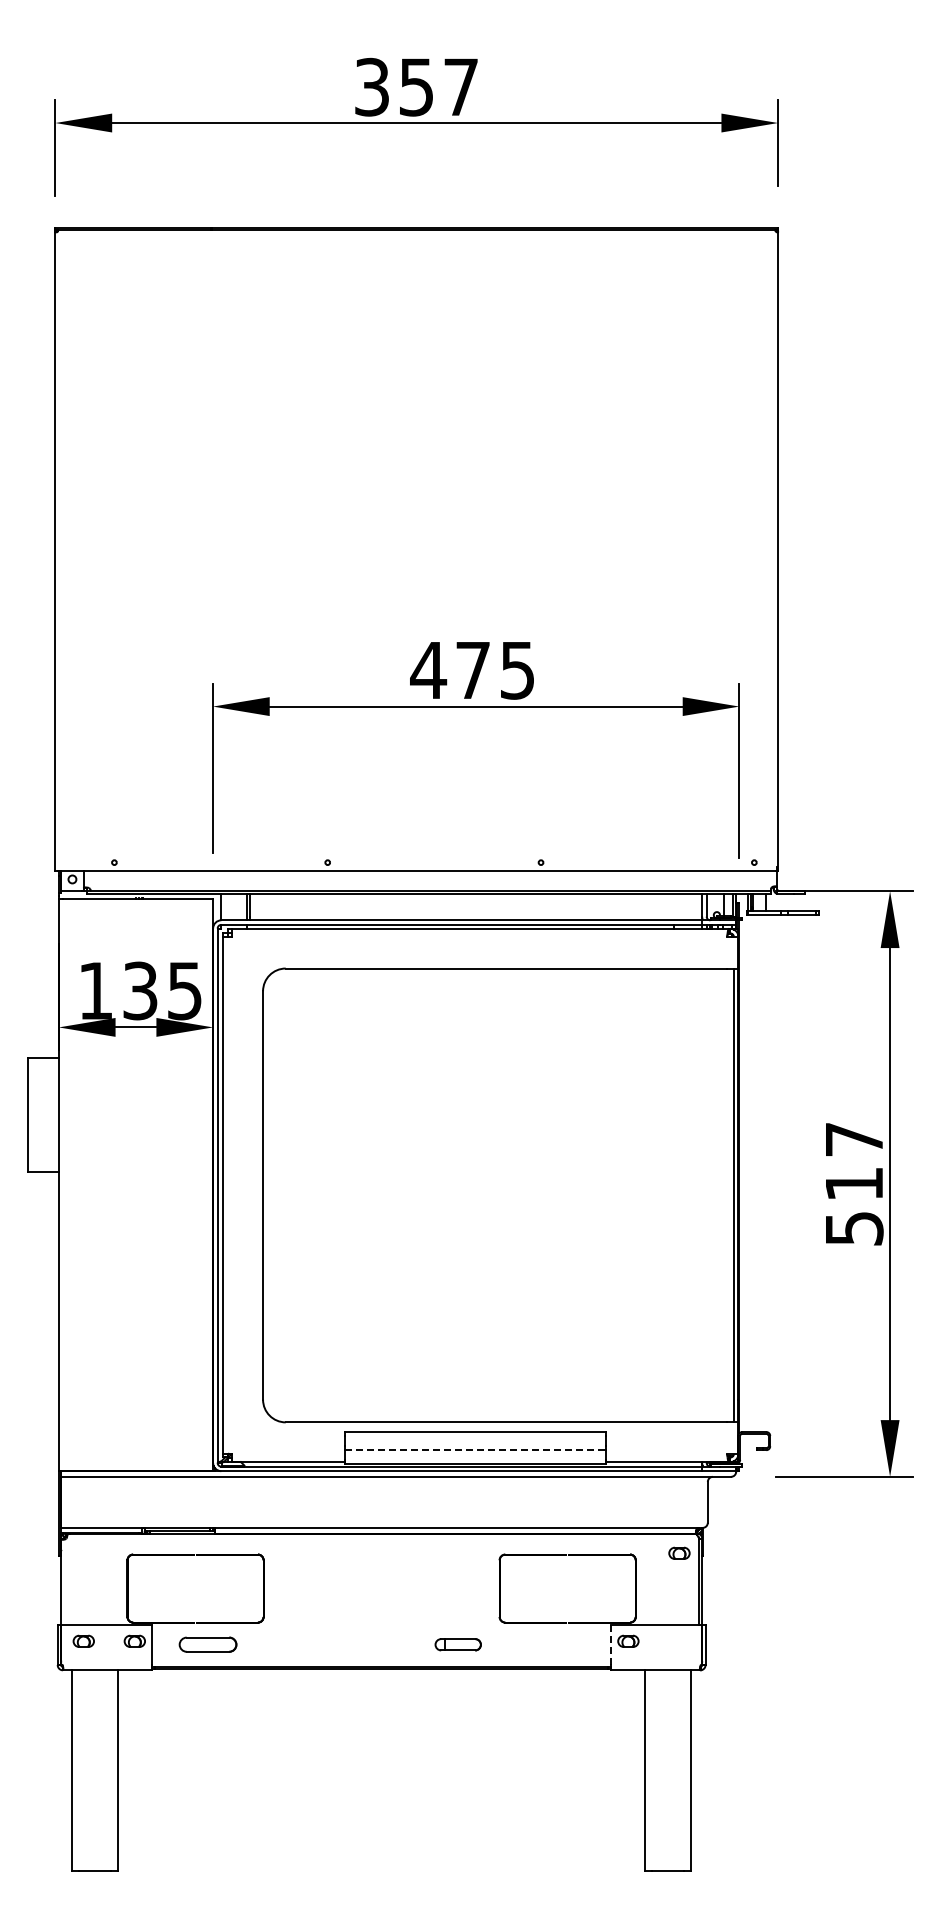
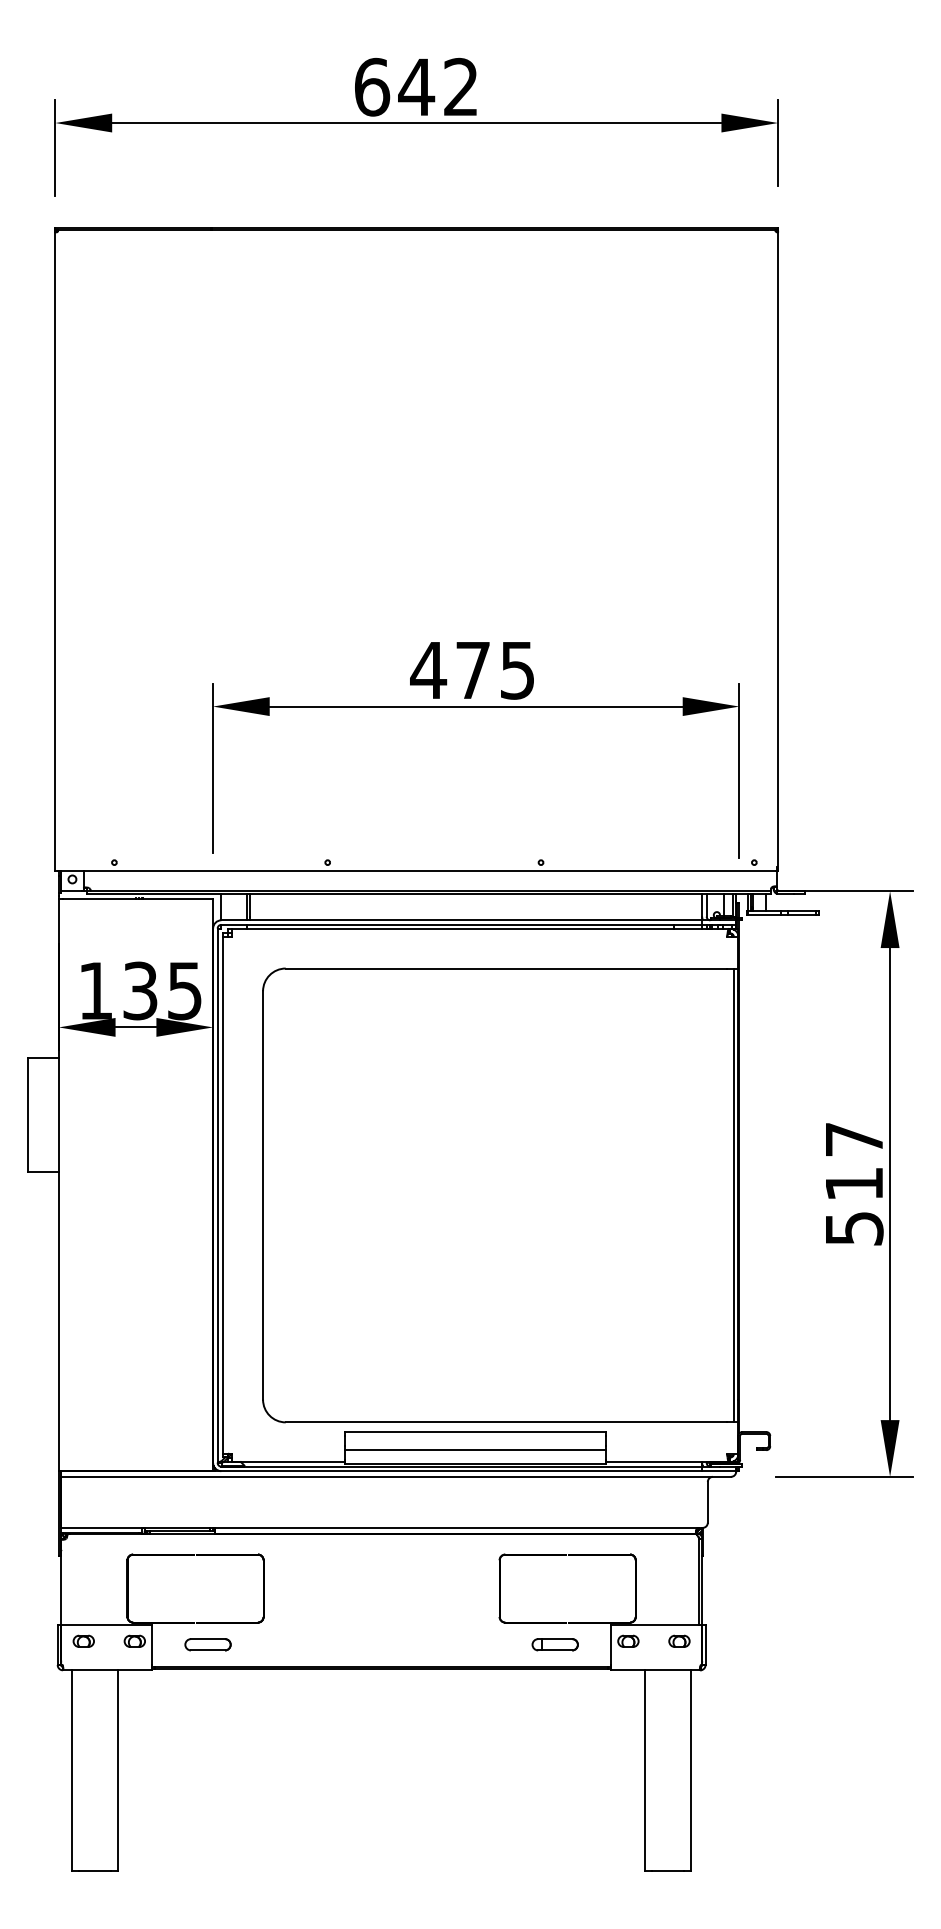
text: 357 -> 642 (416, 86)
line: dashed -> solid (476, 1450)
part position: (679, 1552) -> (679, 1640) (679, 1640)
part size: 60x17 px -> 48x14 px (207, 1644)
part position: (457, 1644) -> (554, 1644) (554, 1644)
line: dashed -> solid (611, 1645)
